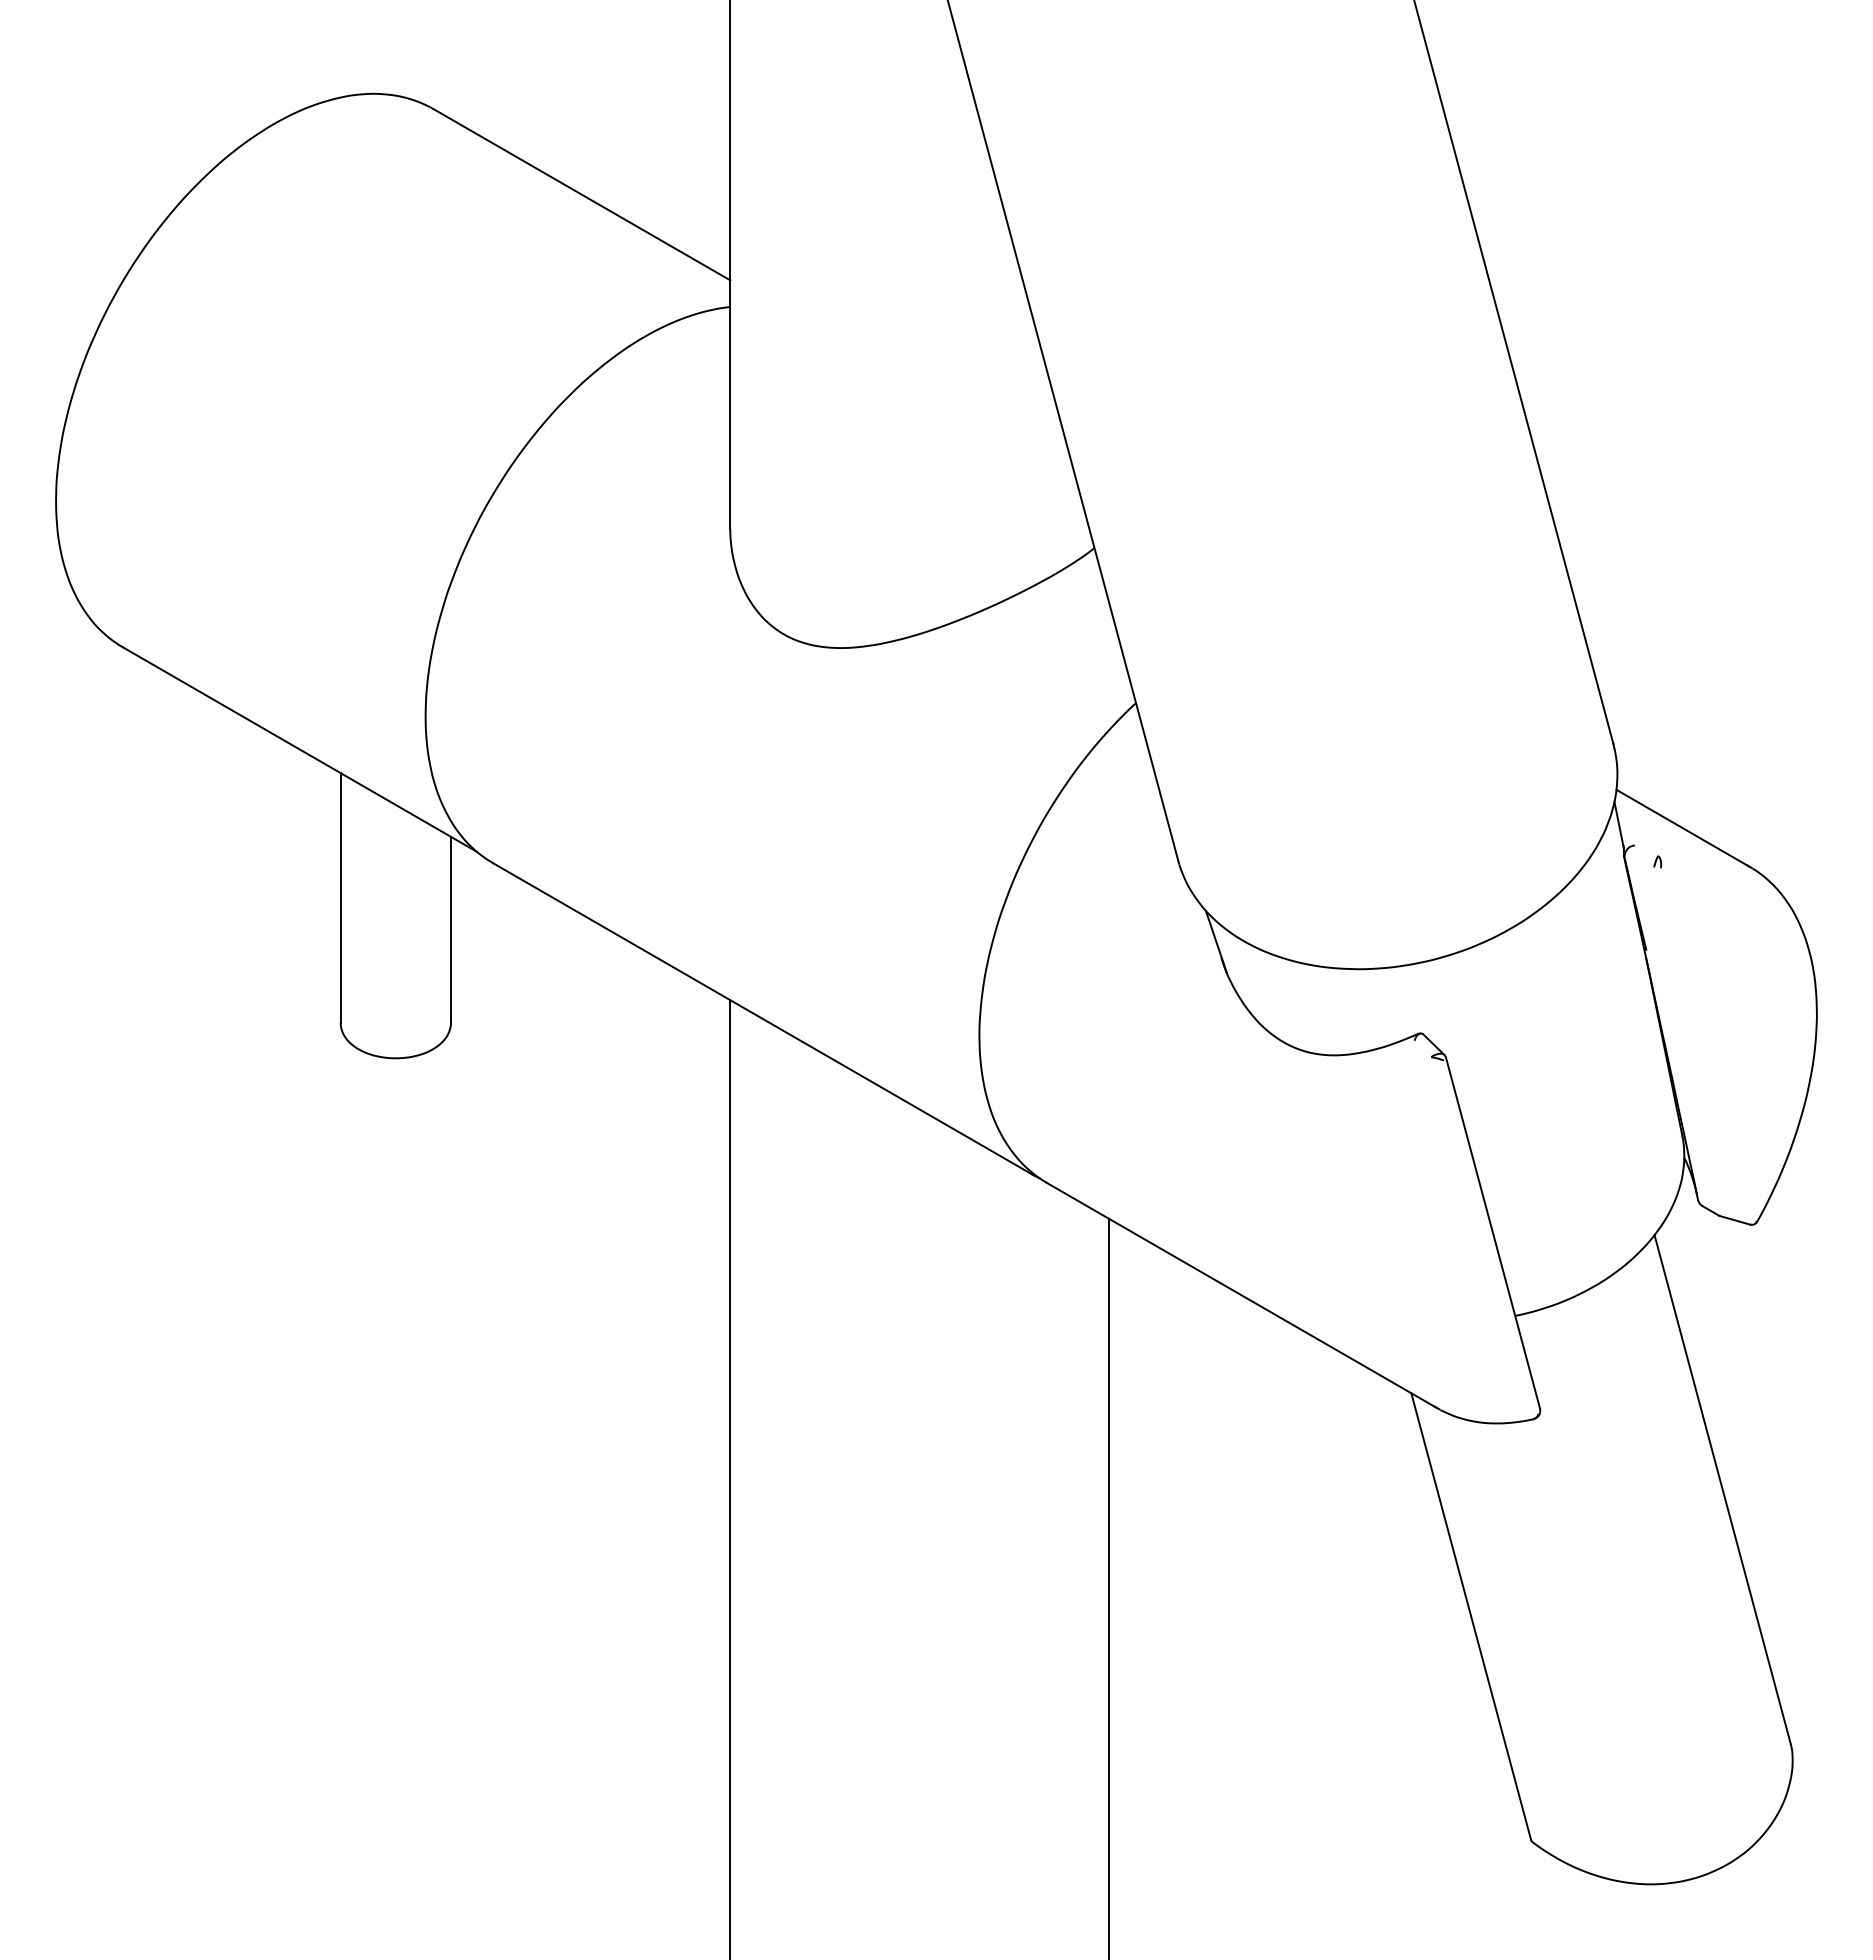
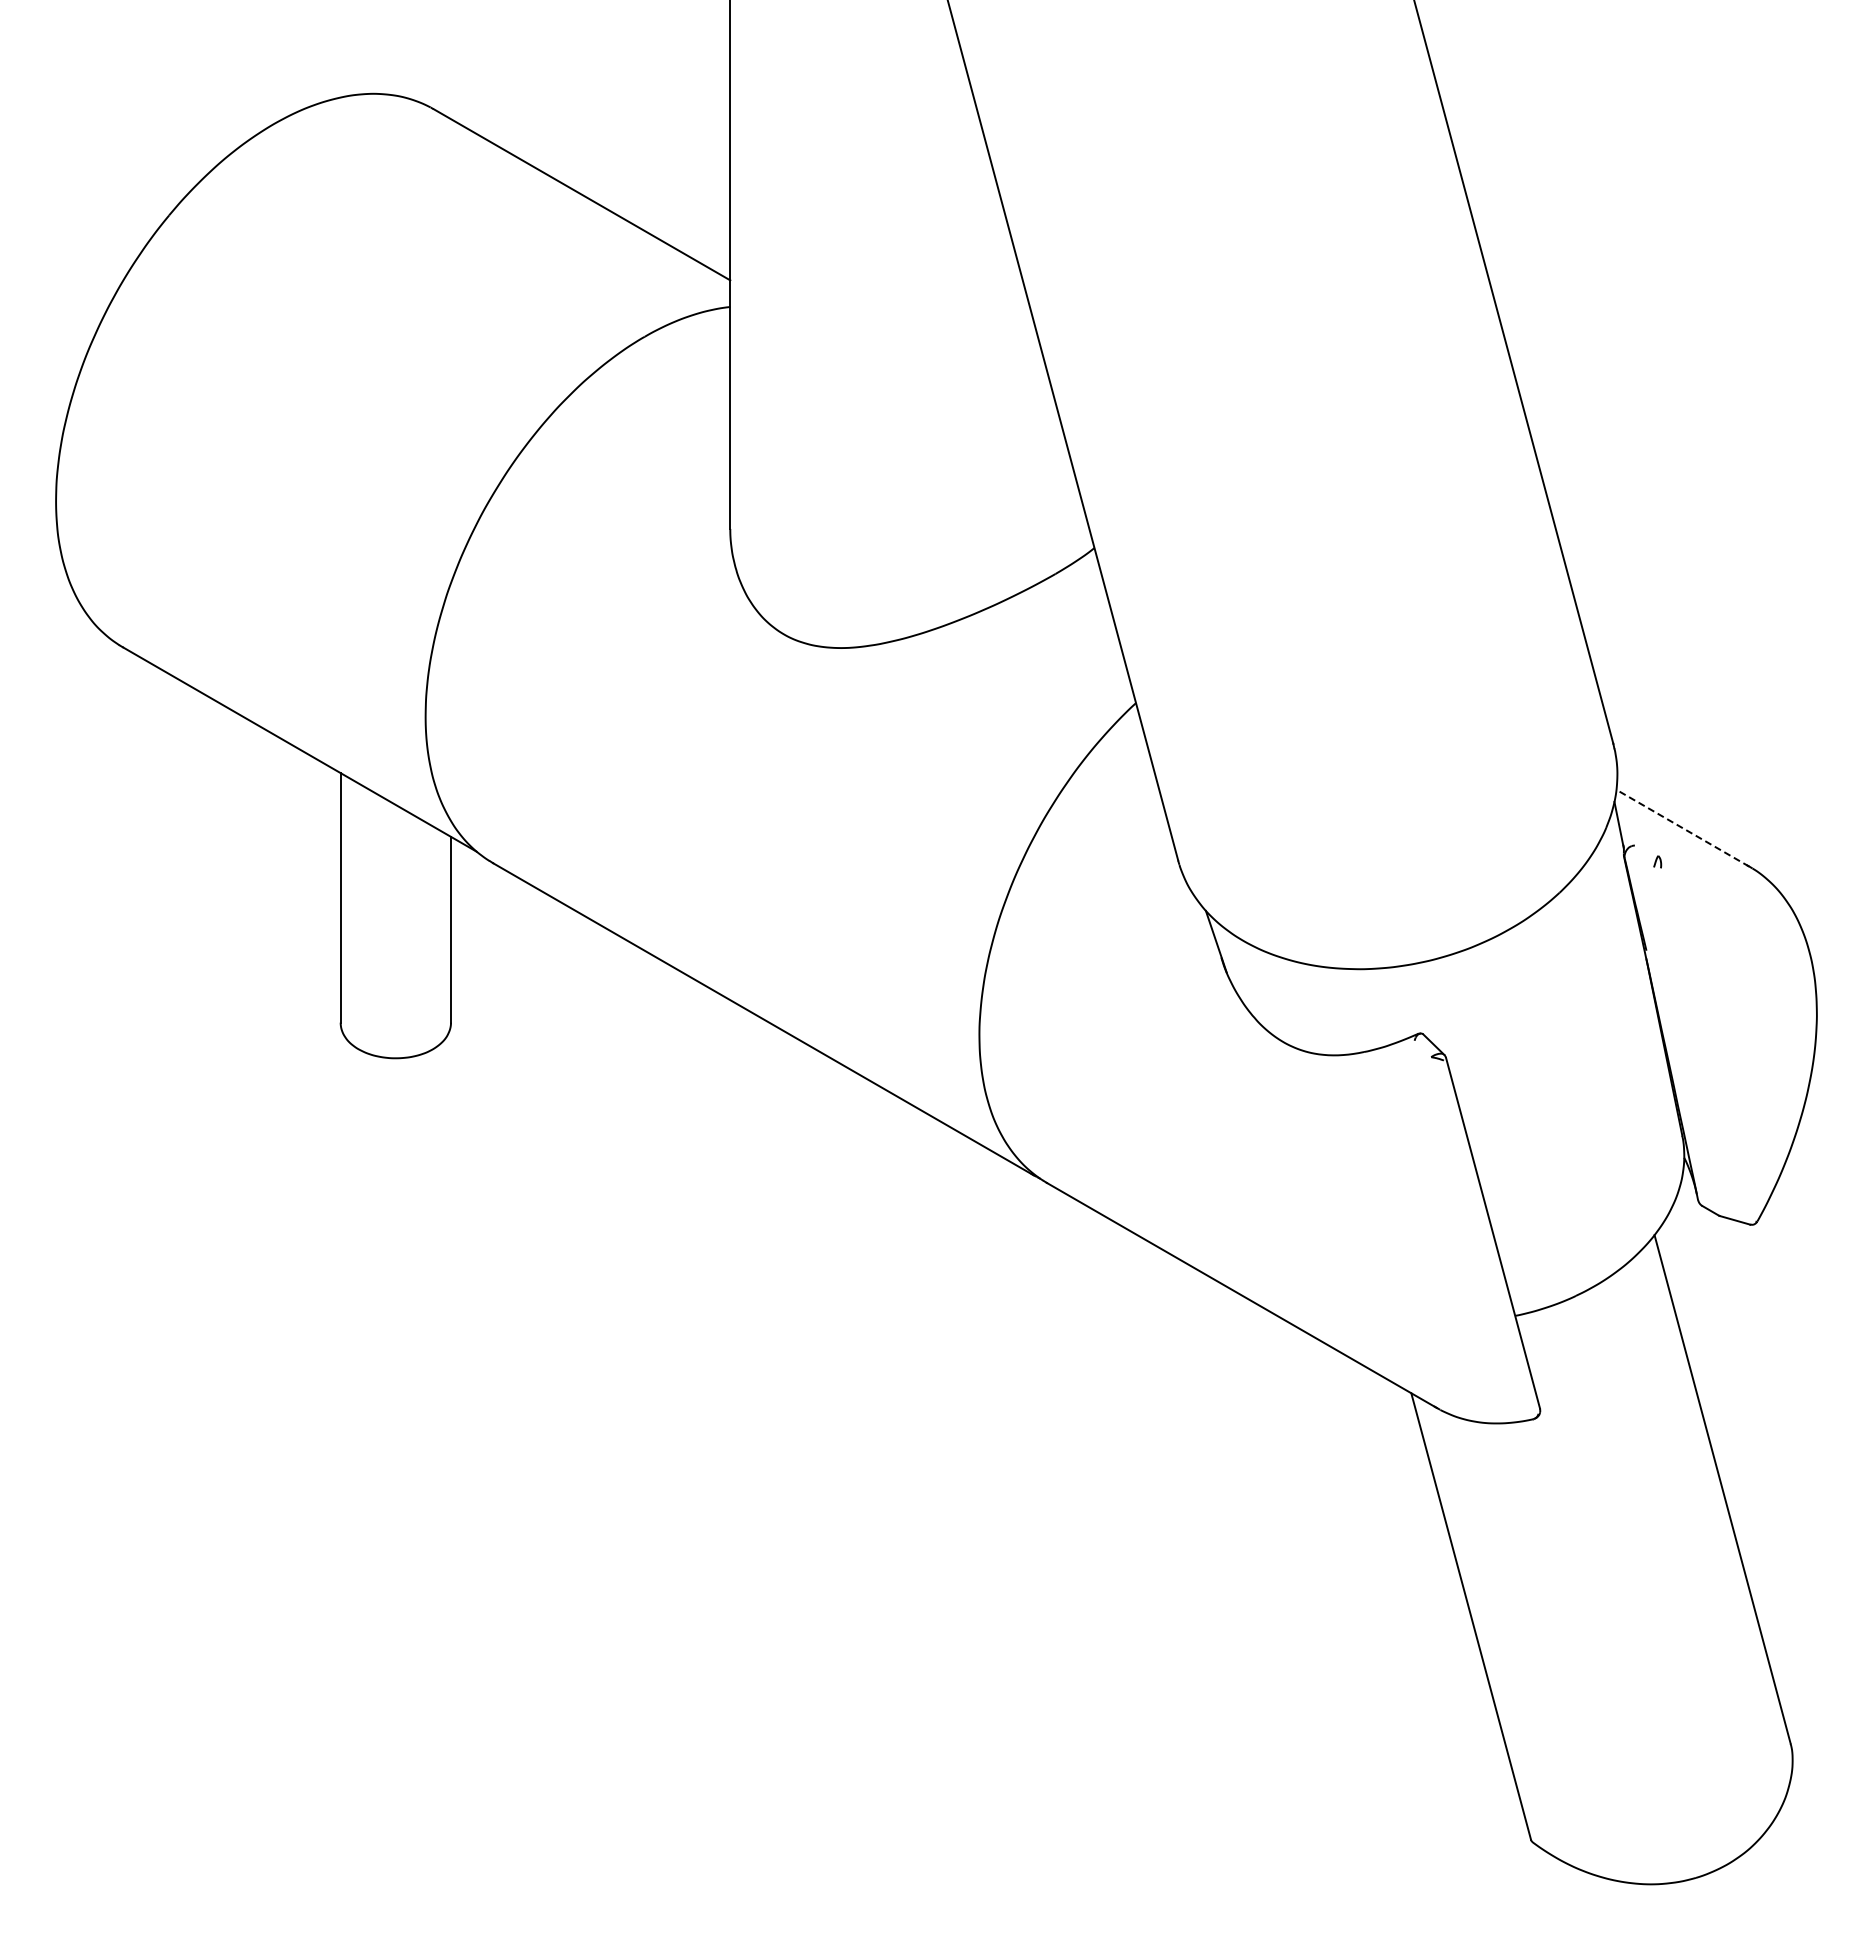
line: solid -> dashed (1682, 828)
line: present -> none (730, 1478)
line: present -> none (1109, 1587)
